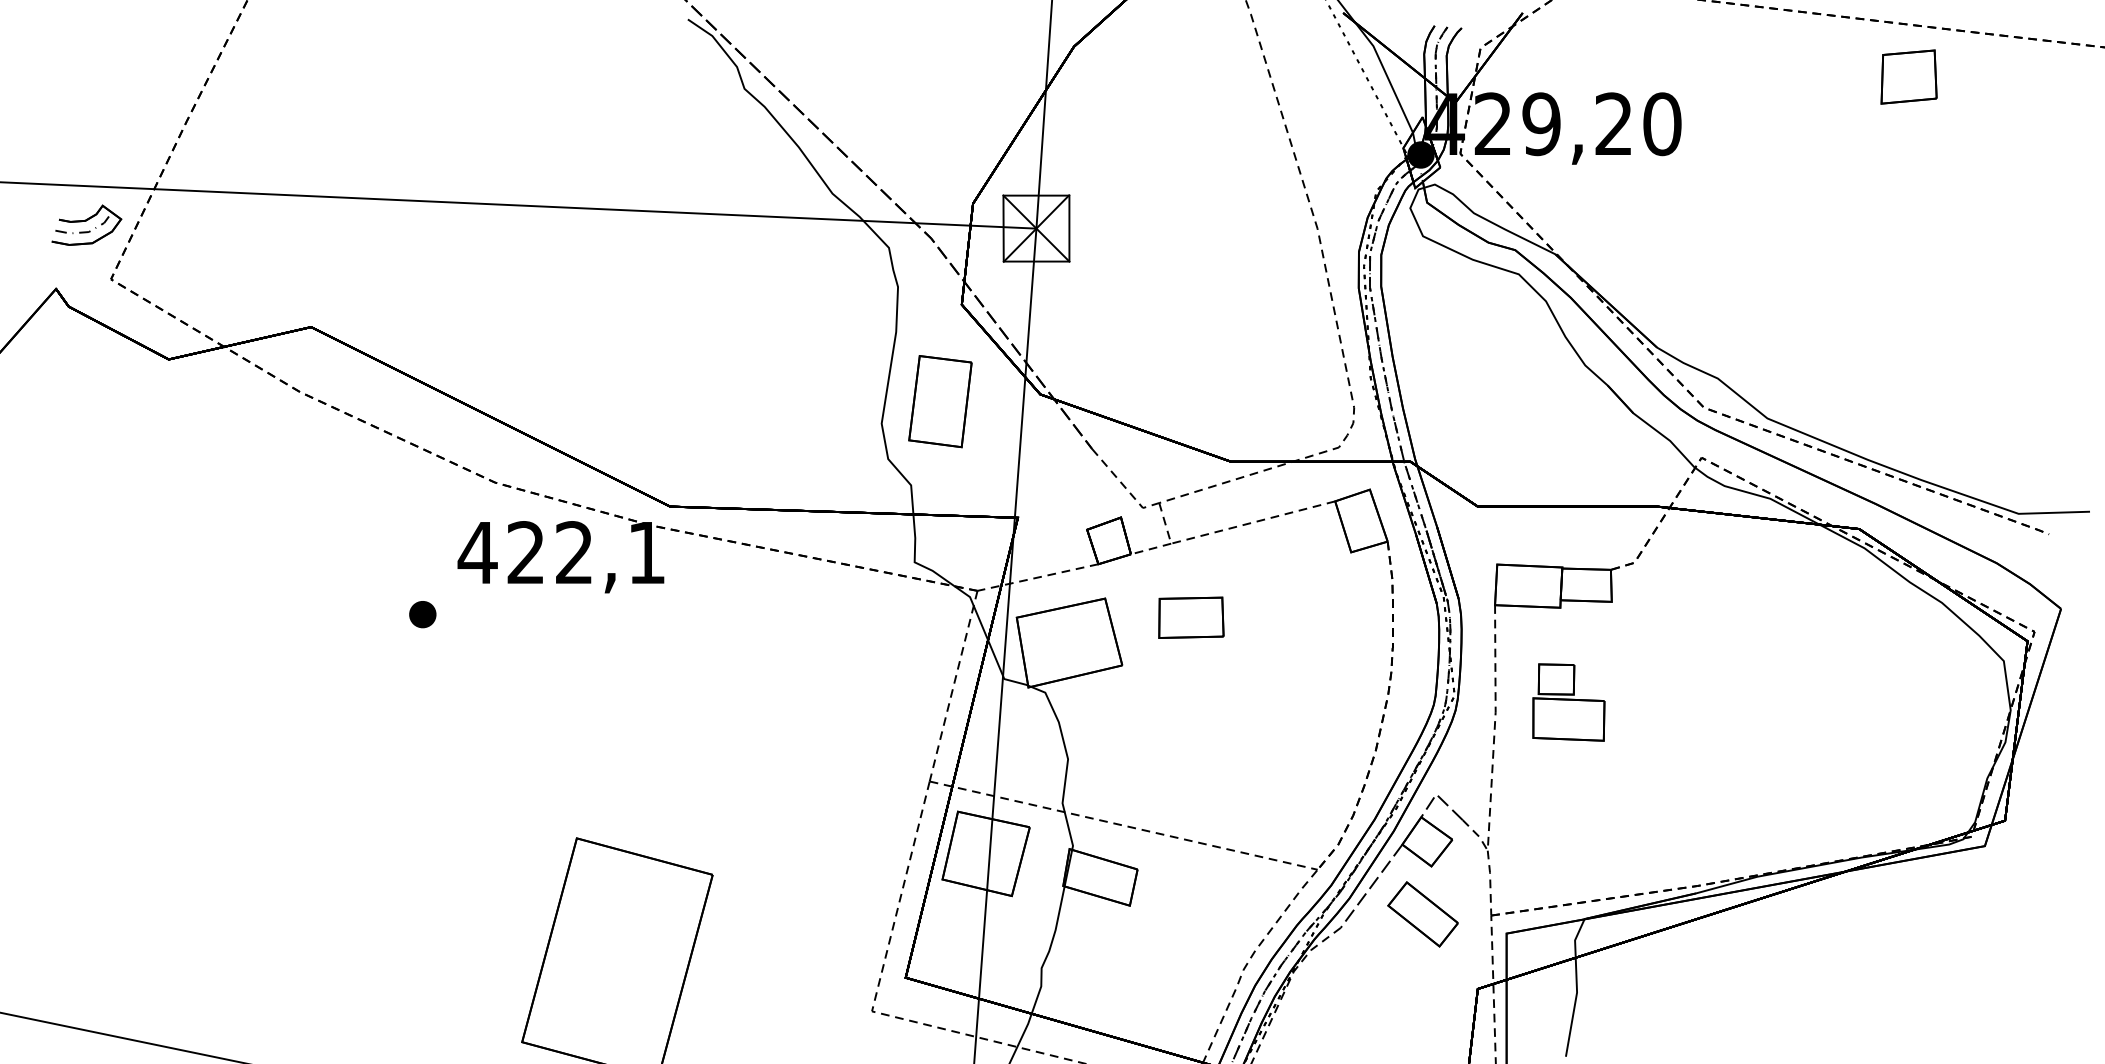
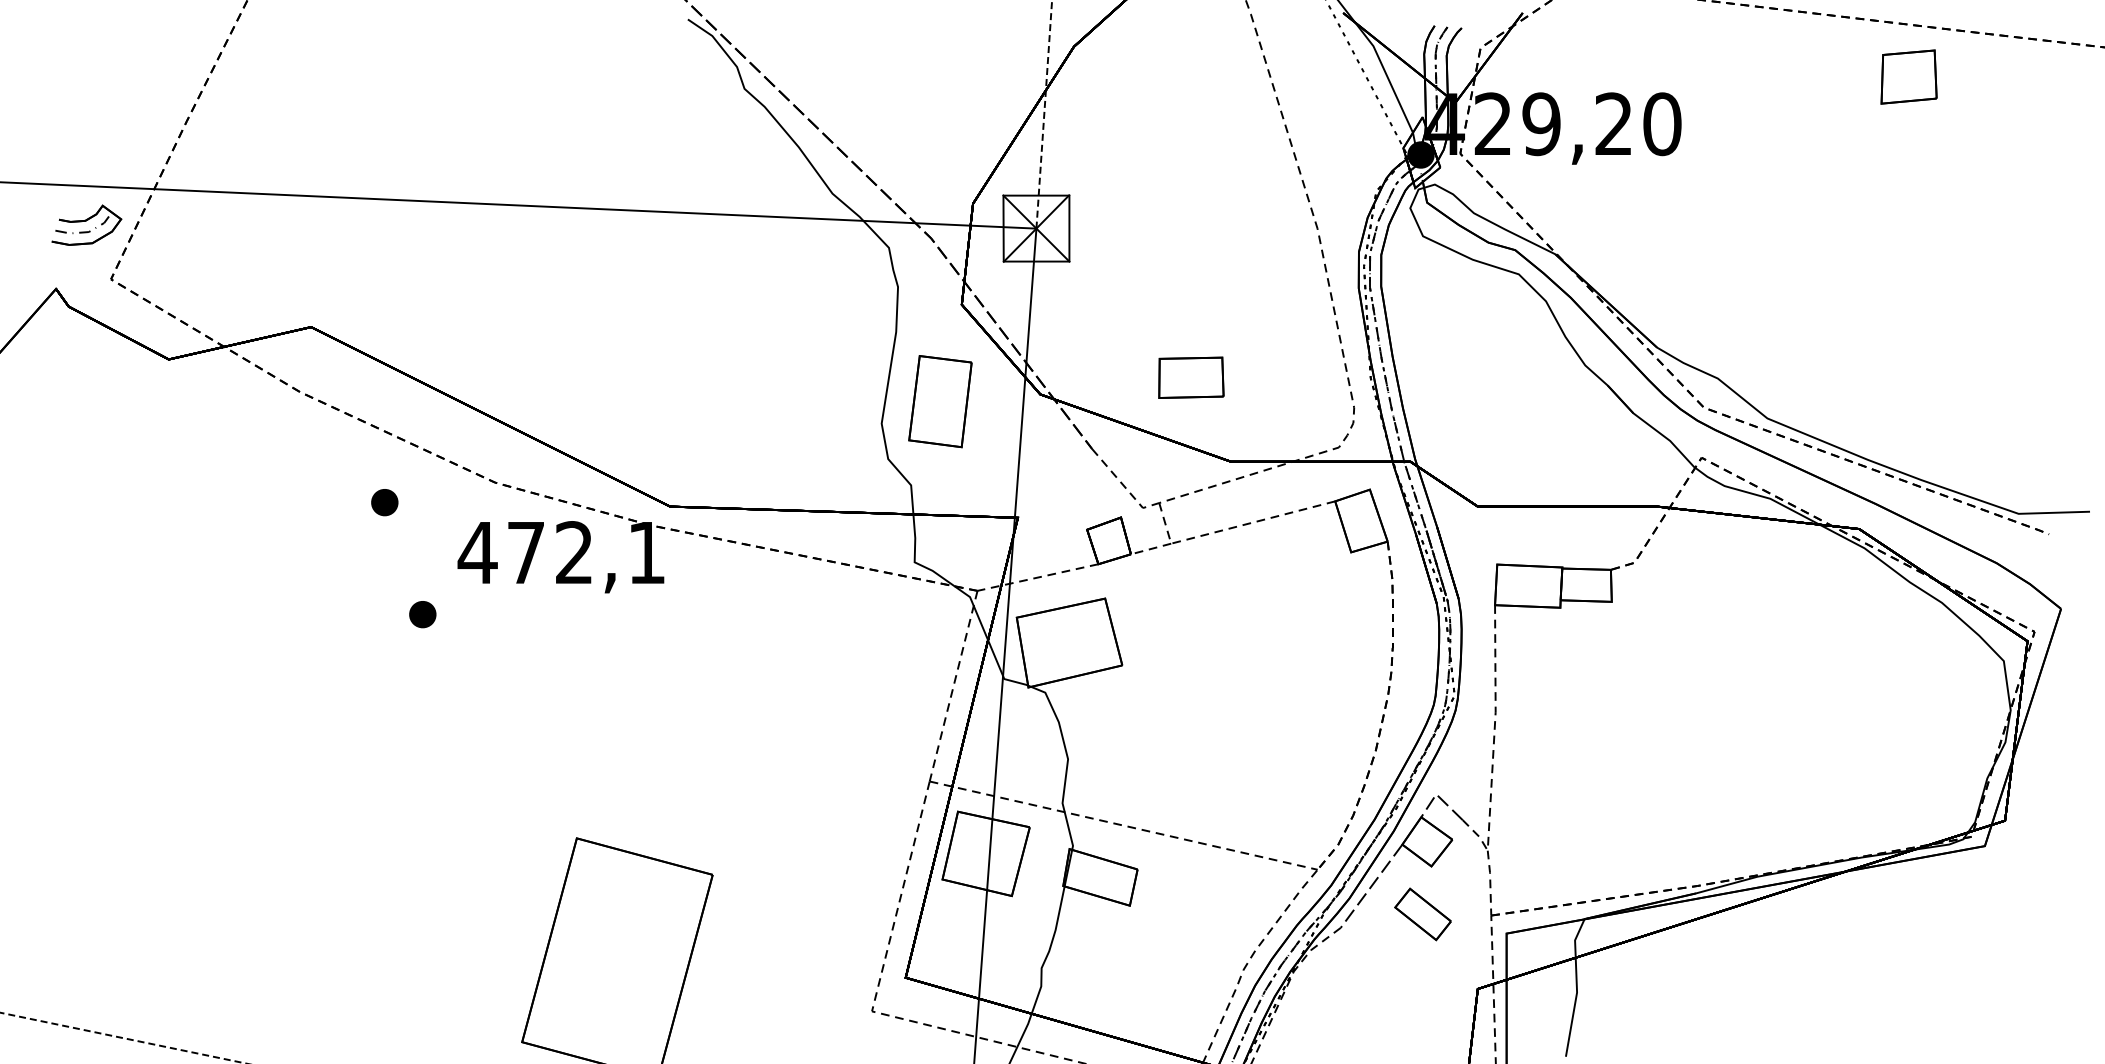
line: solid -> dashed (1044, 113)
part: none -> present (384, 502)
text: 422,1 -> 472,1 (525, 552)
part position: (1191, 617) -> (1191, 377) (1191, 377)
part: present -> none (1568, 702)
part size: 72x67 px -> 58x55 px (1422, 914)
line: solid -> dashed (124, 1038)
